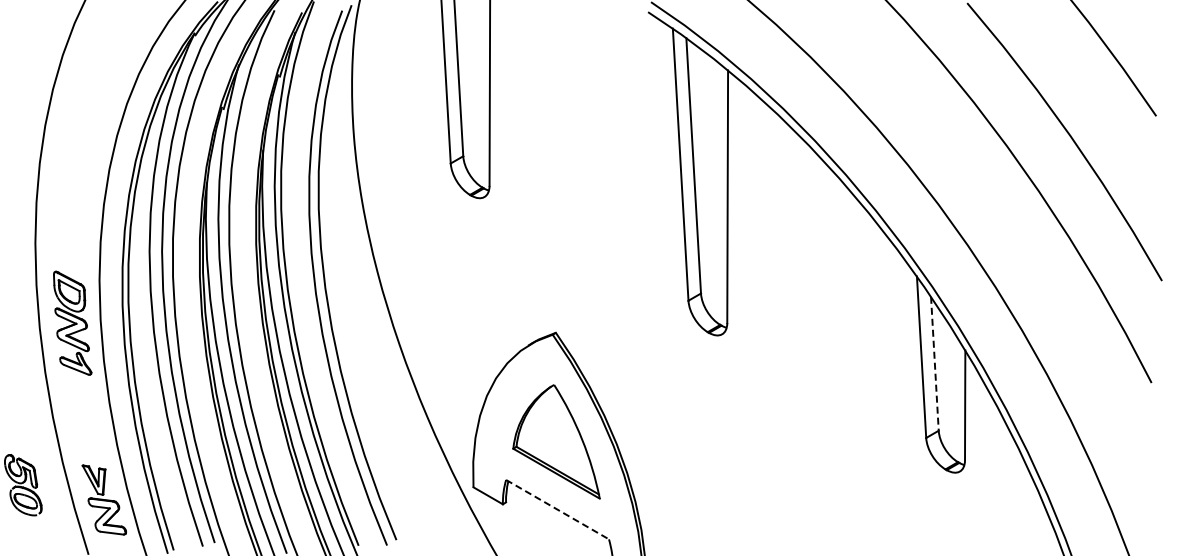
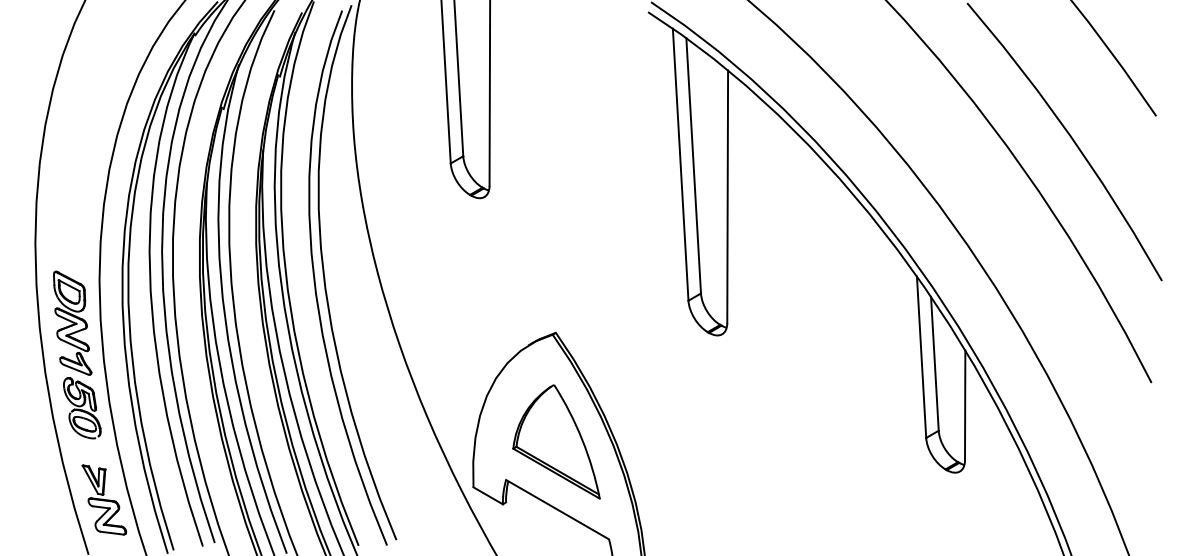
line: dashed -> solid (934, 364)
part position: (23, 485) -> (82, 408) (82, 408)
line: dashed -> solid (558, 509)
